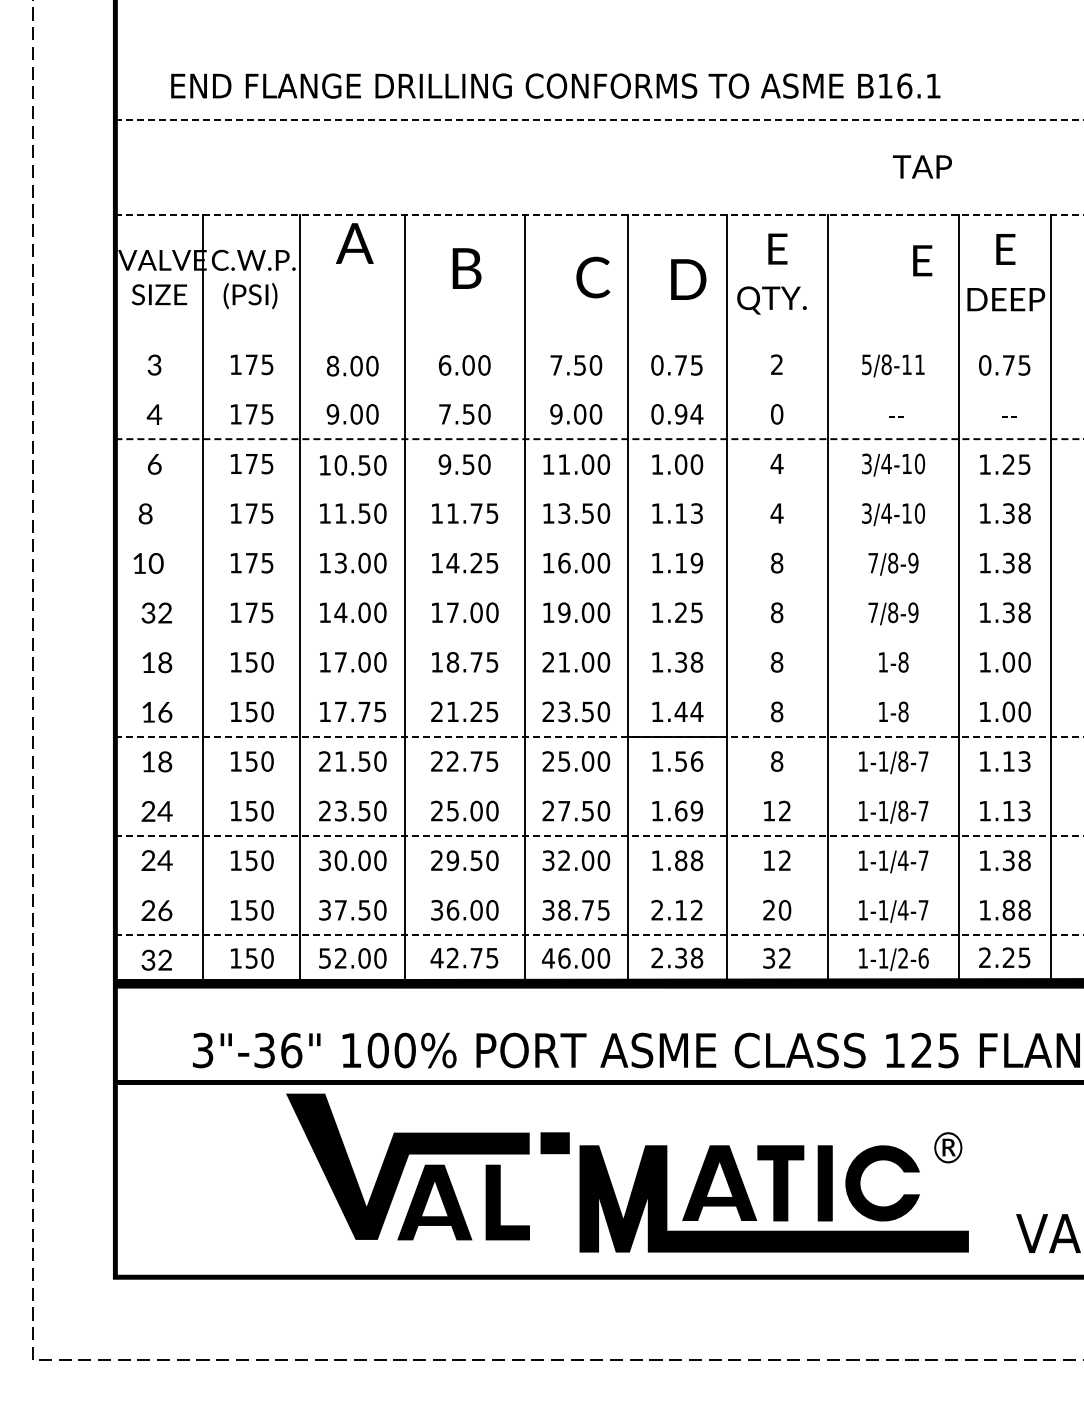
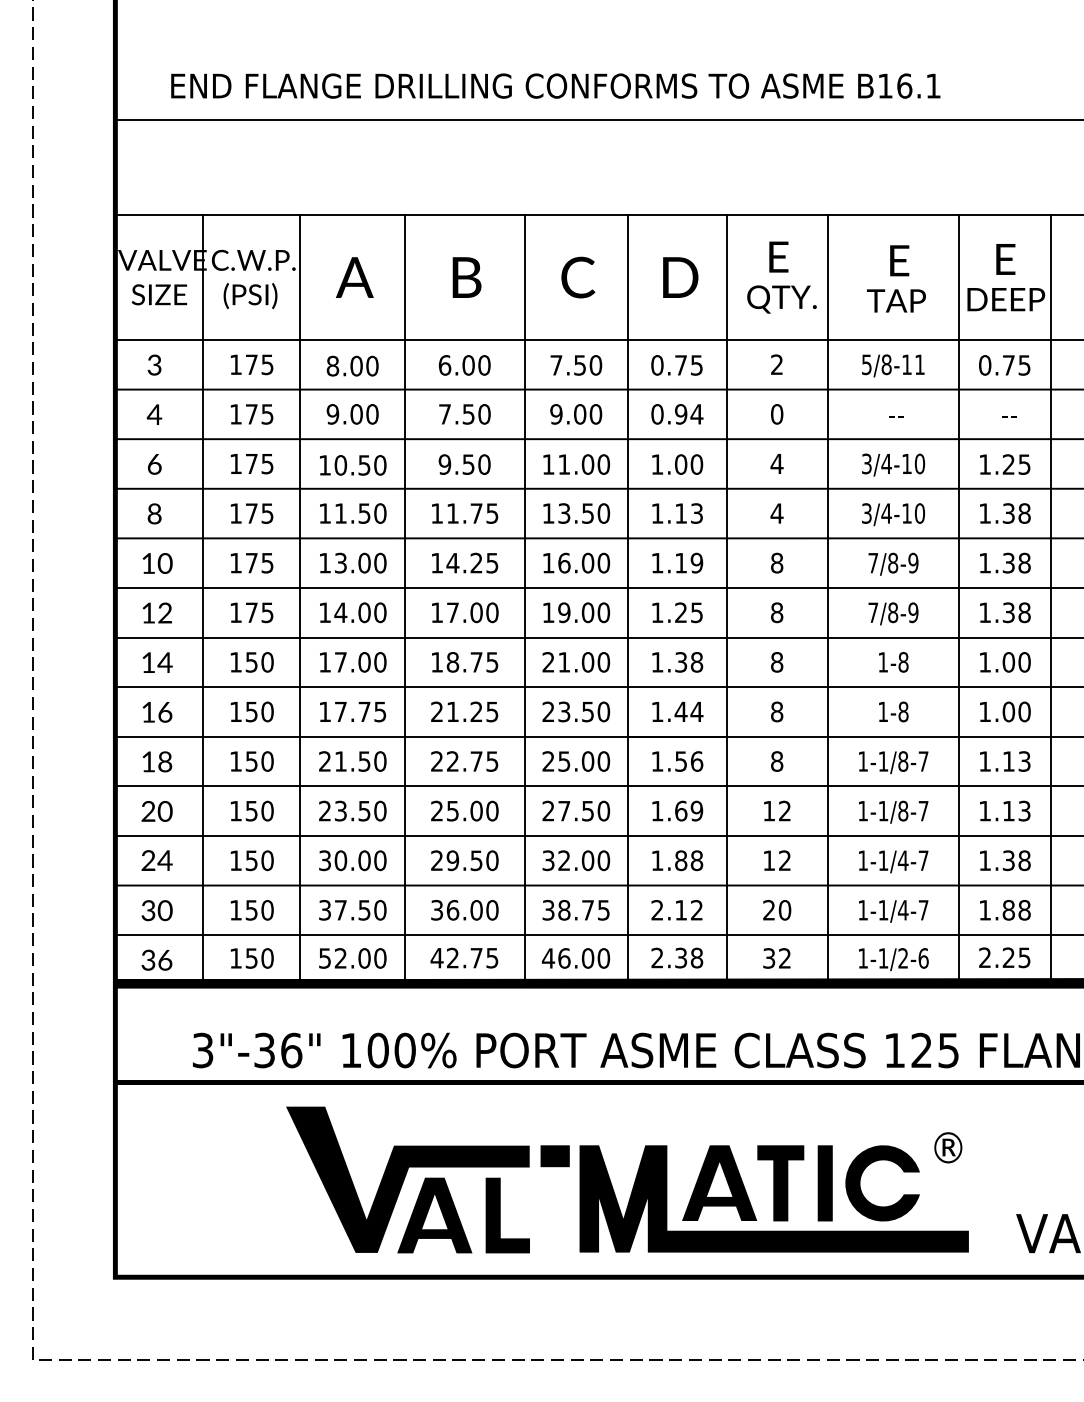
line: dashed -> solid (599, 120)
text position: (922, 166) -> (896, 300) (896, 300)
line: dashed -> solid (599, 215)
text position: (354, 243) -> (354, 277) (354, 277)
text position: (777, 248) -> (778, 256) (778, 256)
text position: (1005, 249) -> (1005, 259) (1005, 259)
text position: (922, 260) -> (899, 260) (899, 260)
text position: (466, 268) -> (466, 277) (466, 277)
text position: (593, 277) -> (578, 277) (578, 277)
text position: (688, 279) -> (680, 277) (680, 277)
text position: (771, 300) -> (781, 299) (781, 299)
line: none -> present (597, 340)
line: none -> present (597, 389)
line: dashed -> solid (599, 439)
line: none -> present (597, 488)
text position: (145, 513) -> (154, 513) (154, 513)
line: none -> present (597, 538)
text position: (148, 563) -> (157, 563) (157, 563)
line: none -> present (597, 587)
text: 32 -> 12 (148, 612)
line: none -> present (597, 637)
text: 18 -> 14 (164, 662)
line: none -> present (597, 687)
line: dashed -> solid (599, 736)
line: none -> present (597, 786)
text: 24 -> 20 (164, 811)
line: dashed -> solid (599, 835)
line: none -> present (597, 885)
text: 26 -> 30 (156, 910)
line: dashed -> solid (599, 935)
text: 32 -> 36 (165, 959)
part position: (427, 1166) -> (427, 1179) (427, 1179)
